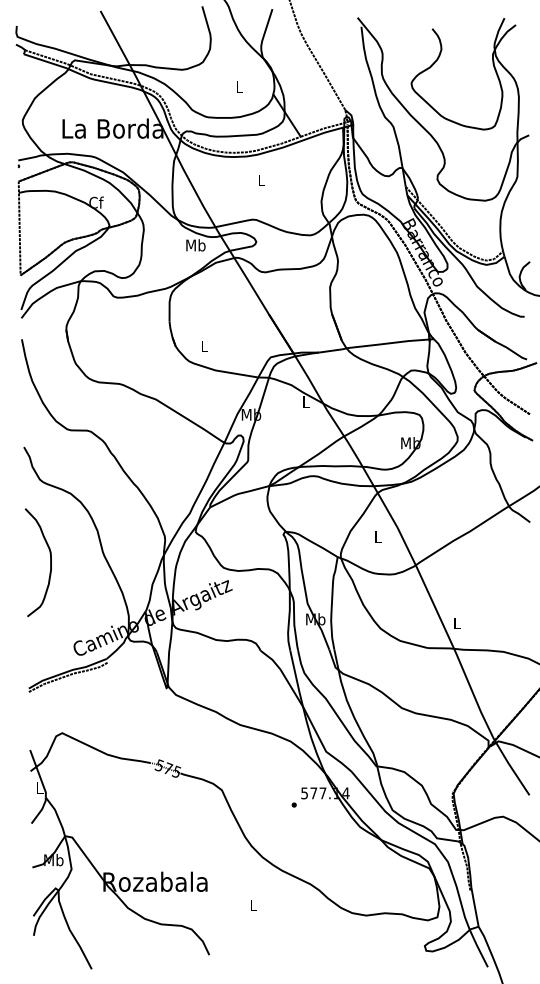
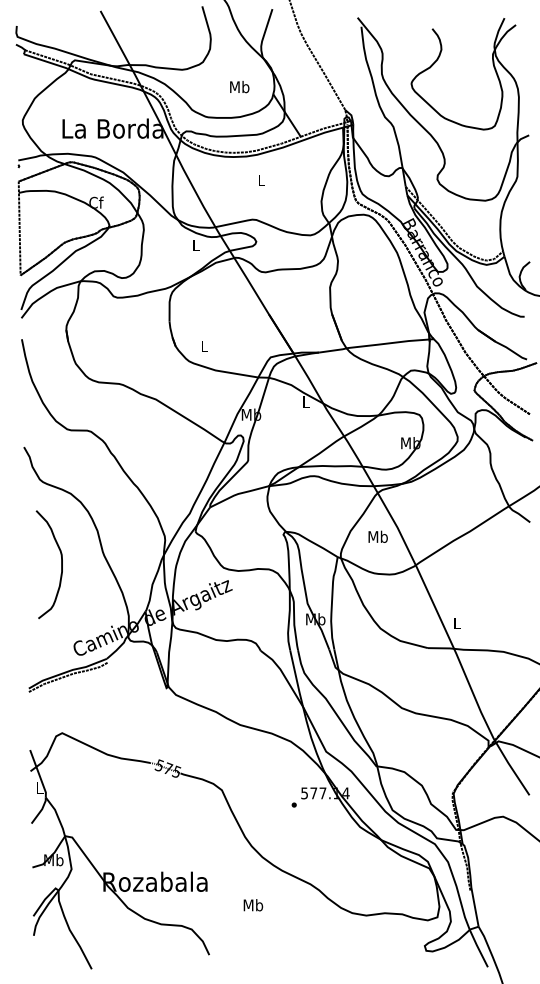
text: L -> Mb (239, 87)
text: Mb -> L (195, 245)
text: L -> Mb (377, 536)
curve position: (50, 562) -> (61, 564) (61, 564)
text: L -> Mb (253, 905)
